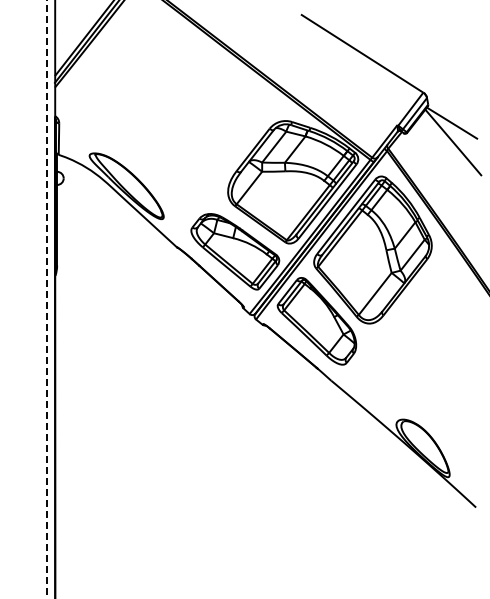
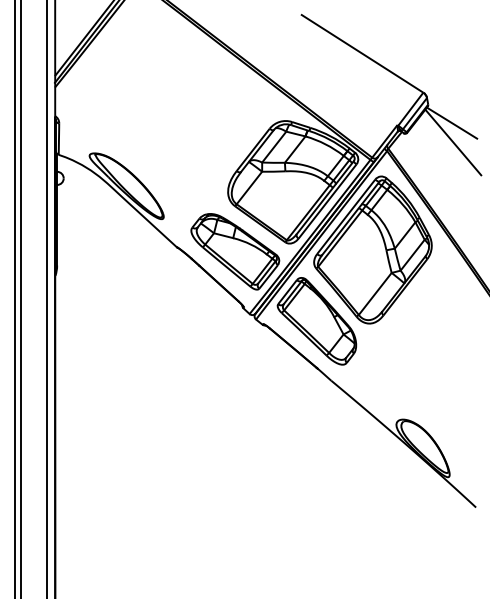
line: none -> present (14, 298)
line: none -> present (21, 298)
line: dashed -> solid (46, 299)
